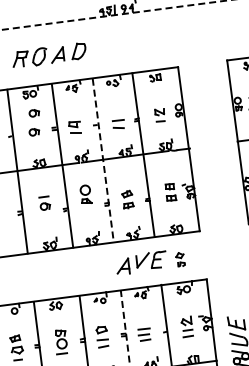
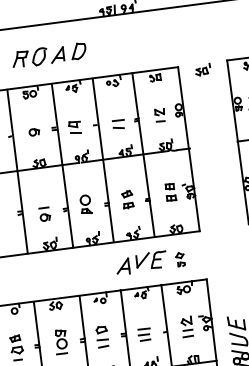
line: dashed -> solid (115, 15)
part: none -> present (203, 69)
part: present -> none (34, 113)
line: dashed -> solid (103, 160)
part position: (85, 193) -> (85, 203) (85, 203)
part position: (44, 202) -> (44, 213) (44, 213)
line: dashed -> solid (125, 327)
